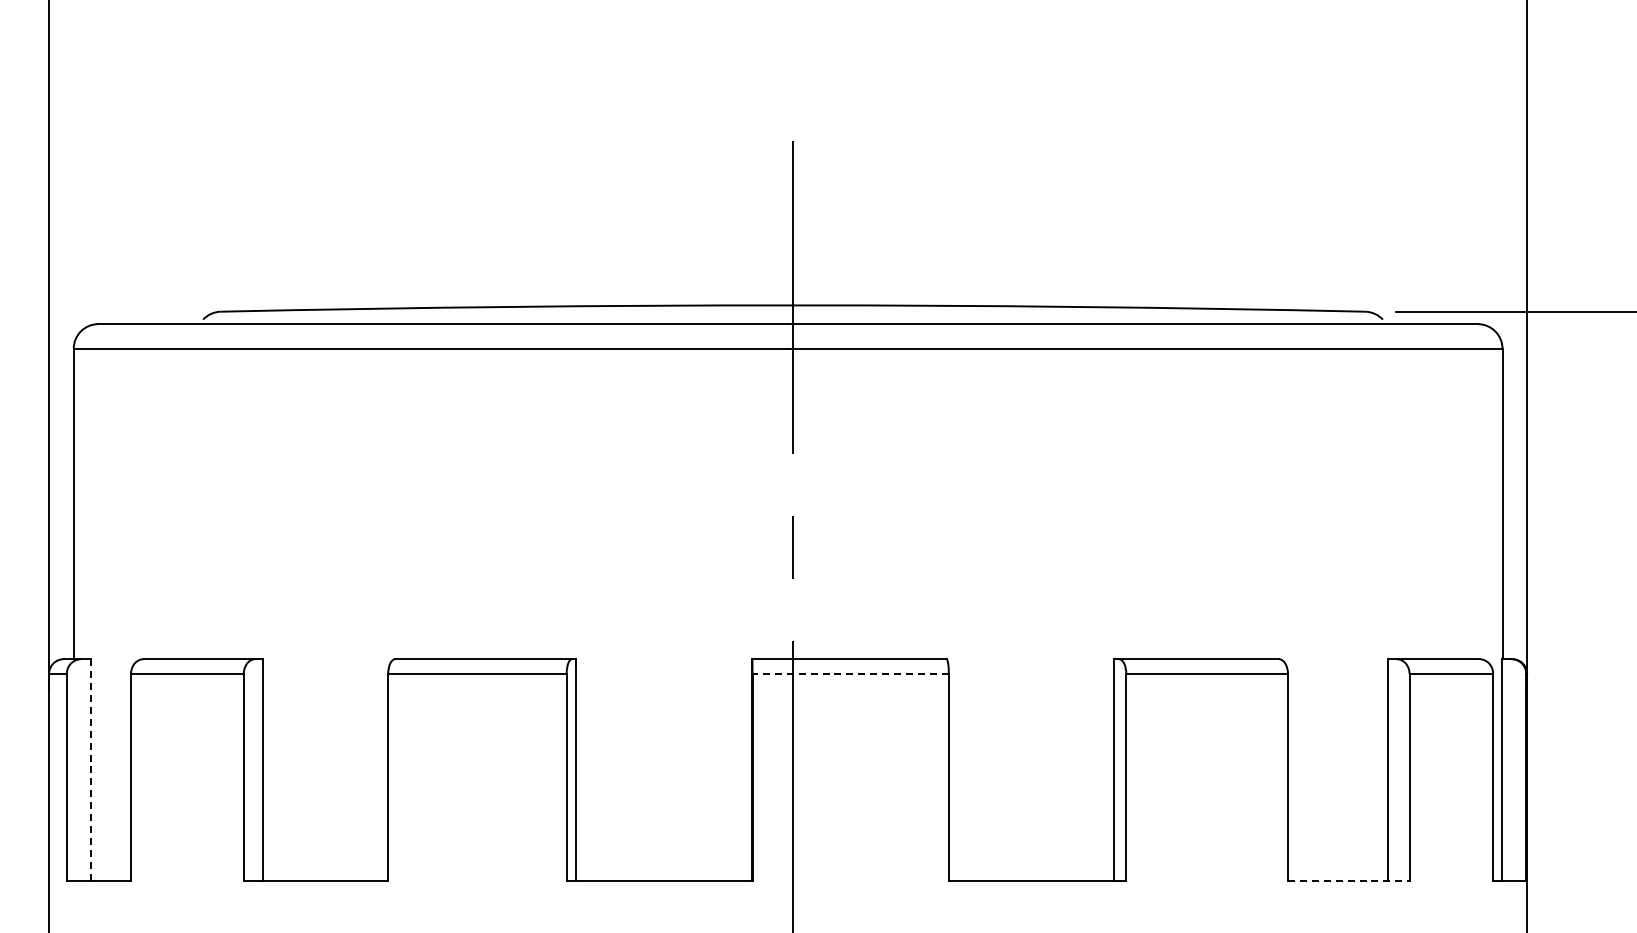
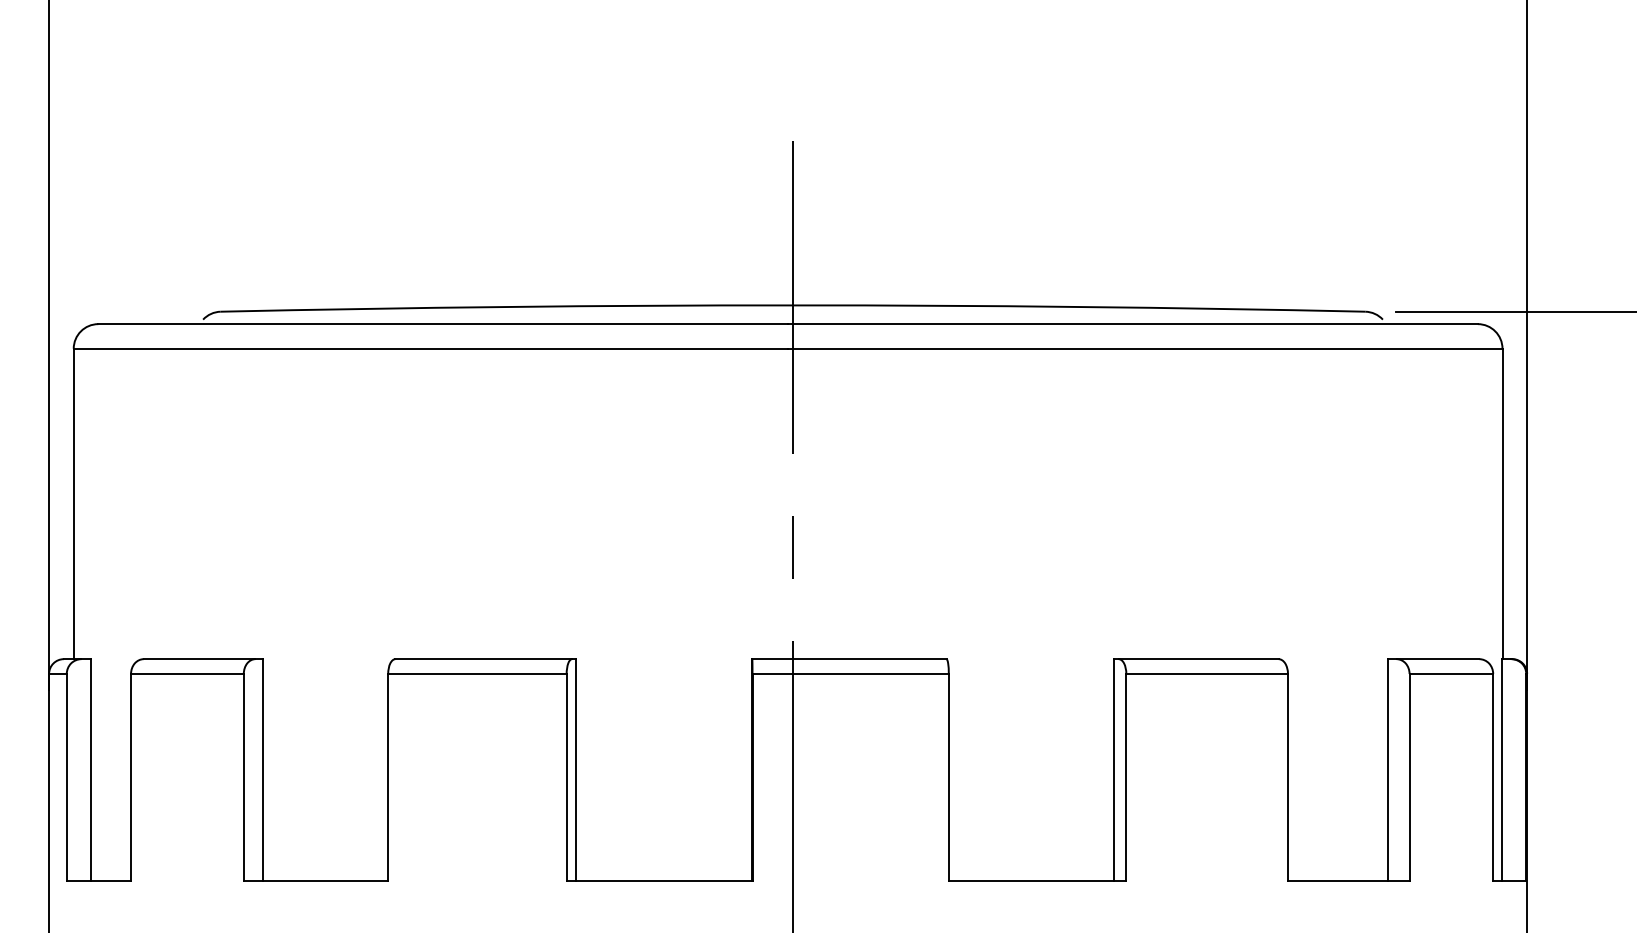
line: dashed -> solid (850, 673)
line: dashed -> solid (91, 770)
line: dashed -> solid (1348, 880)
